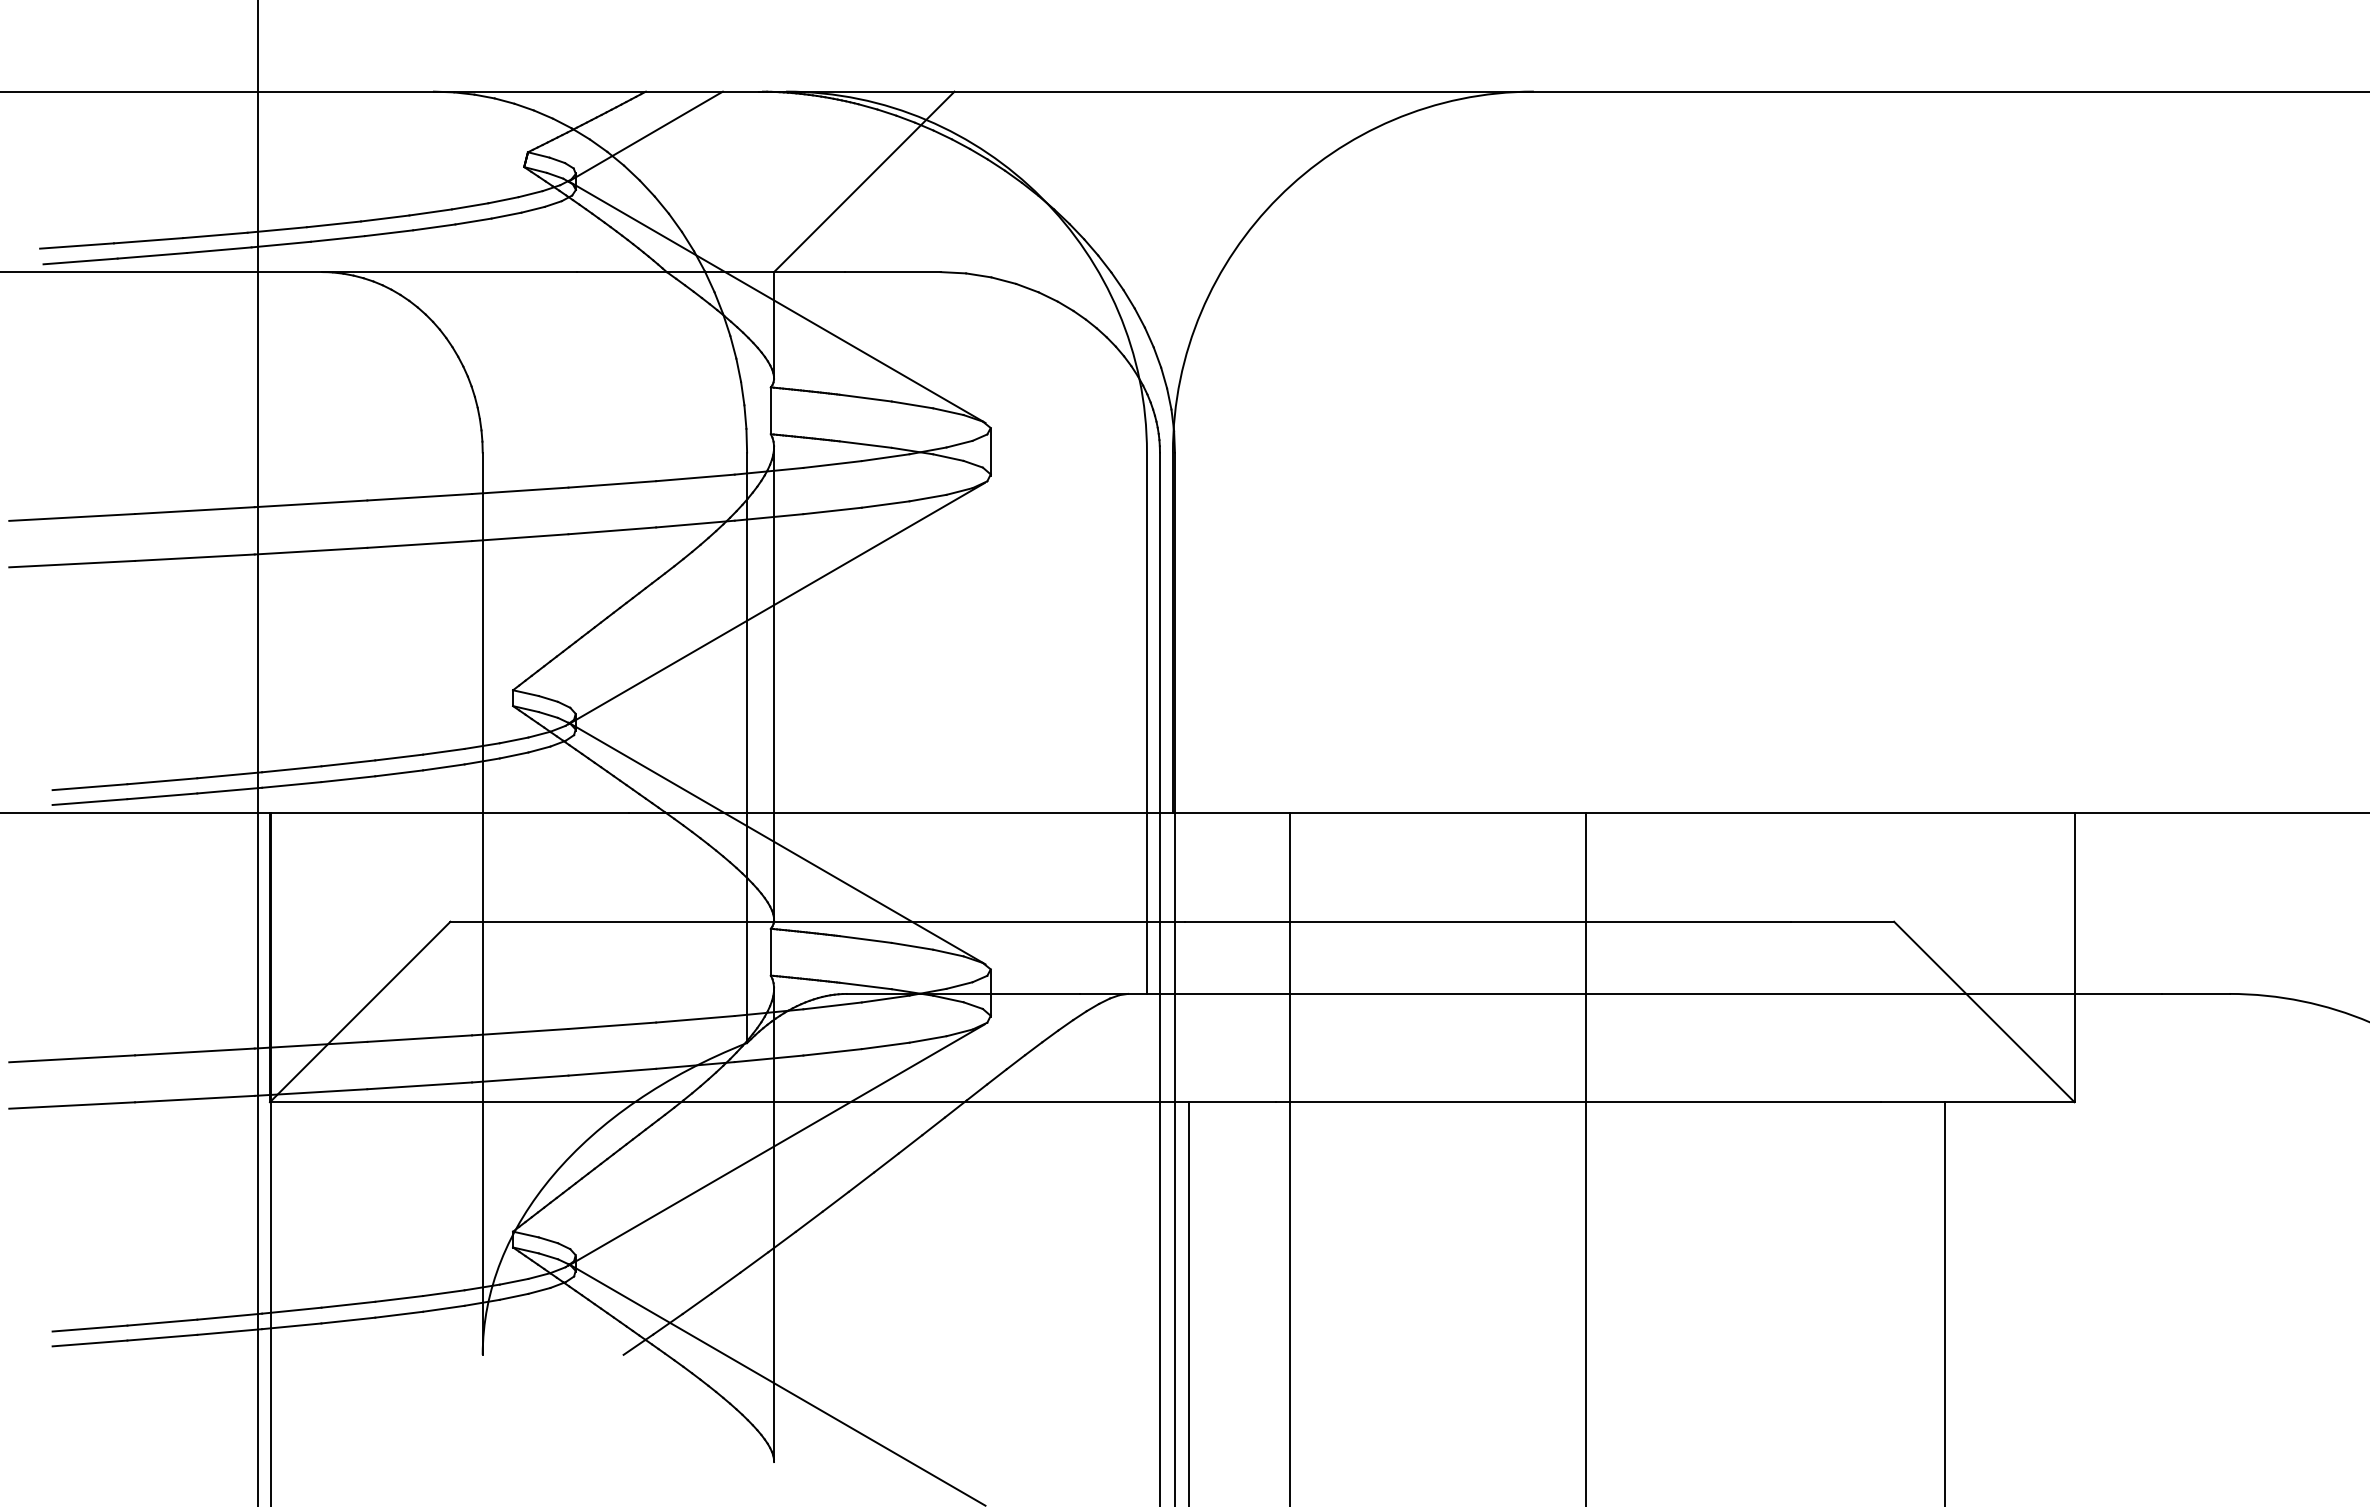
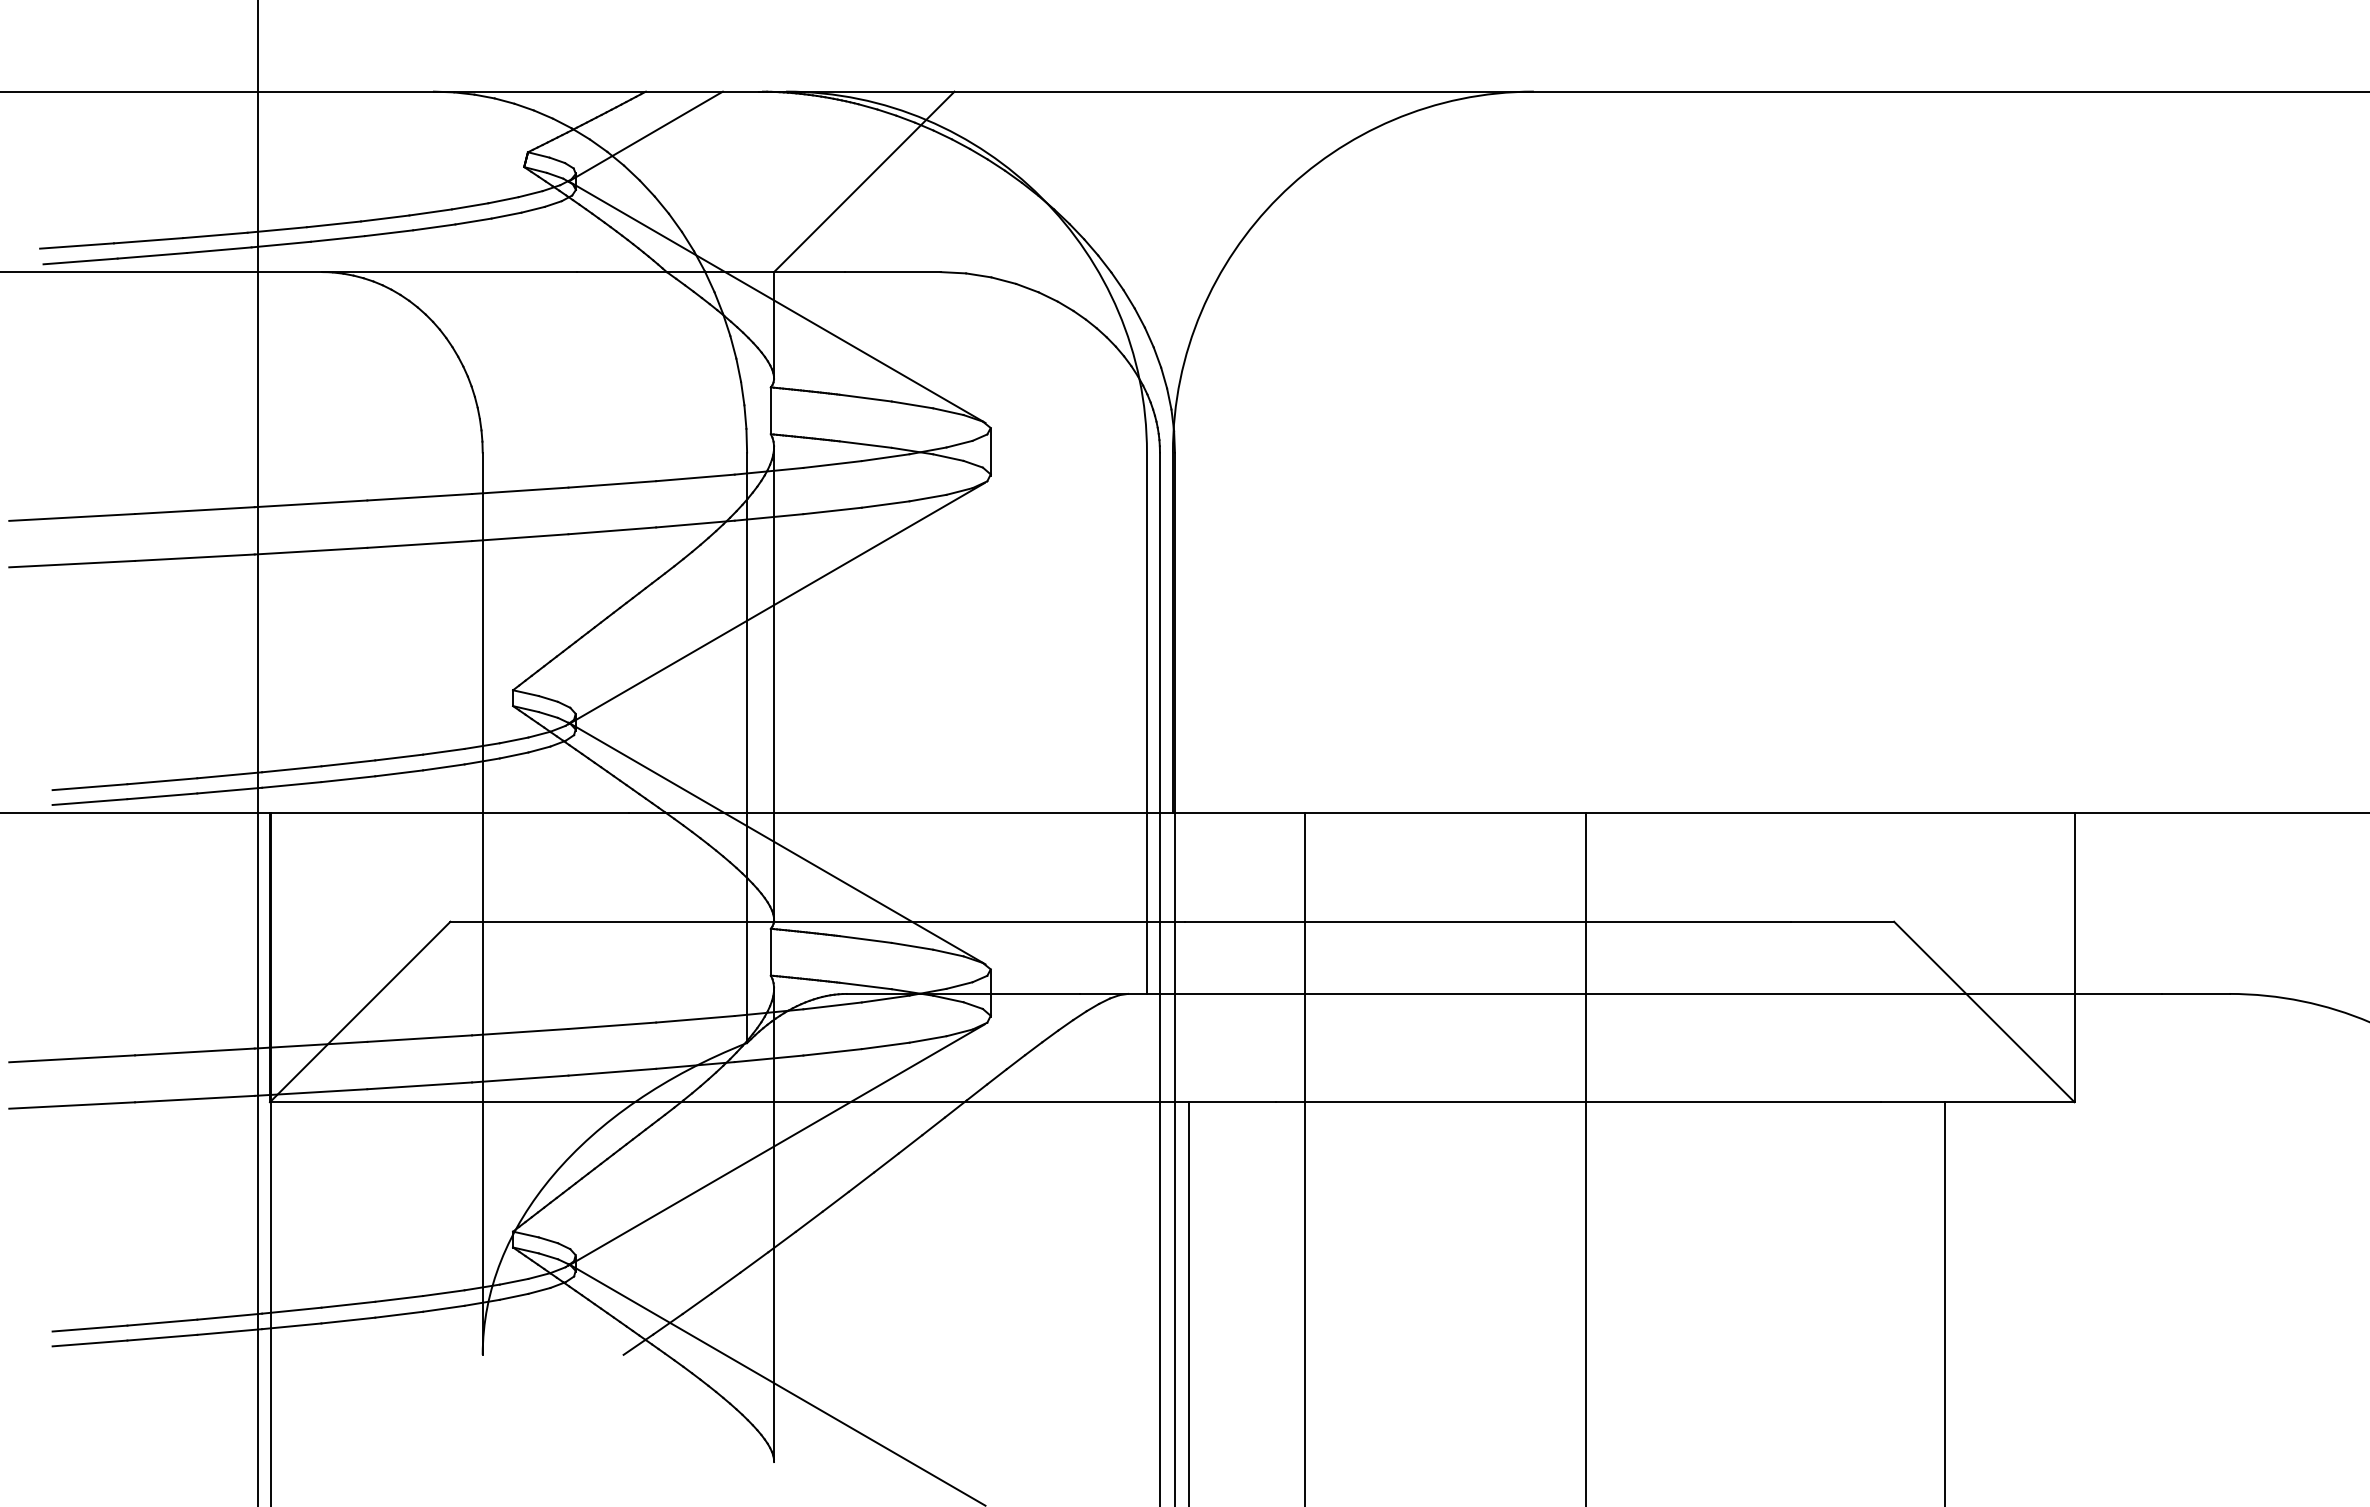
line position: (1289, 1158) -> (1304, 1158) (1304, 1158)
